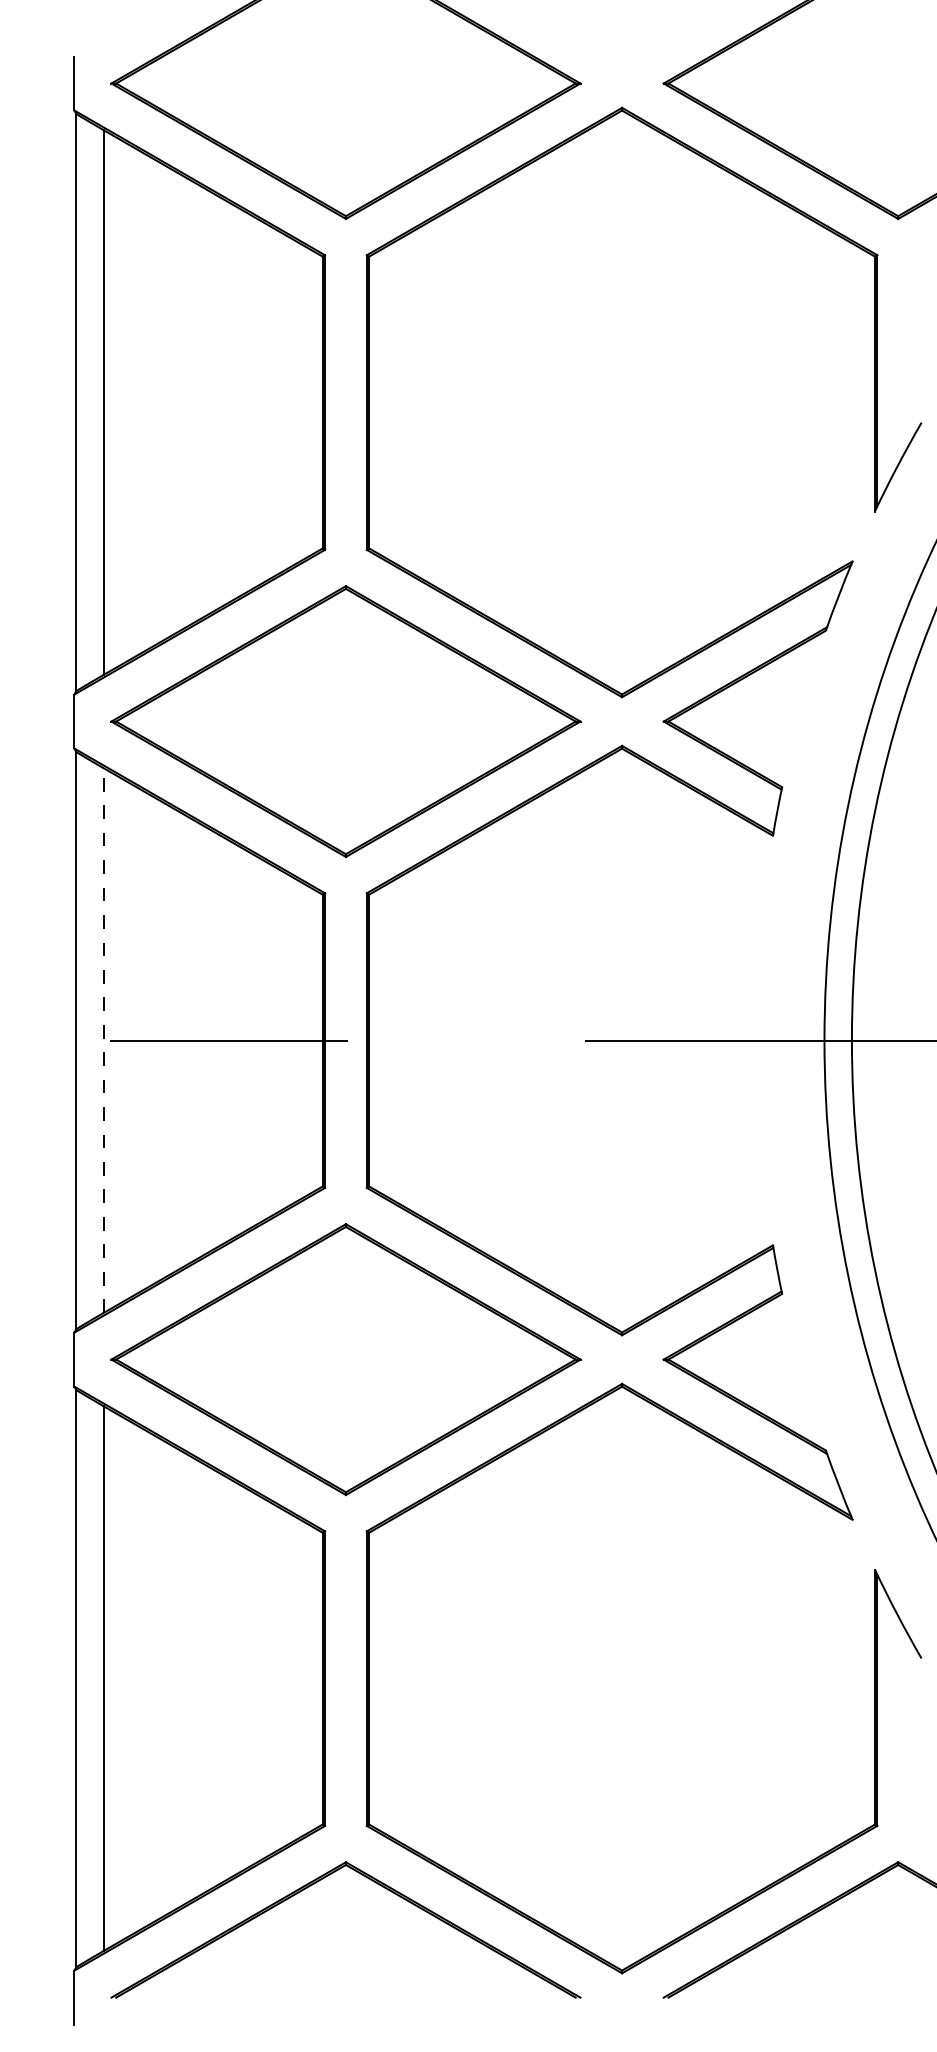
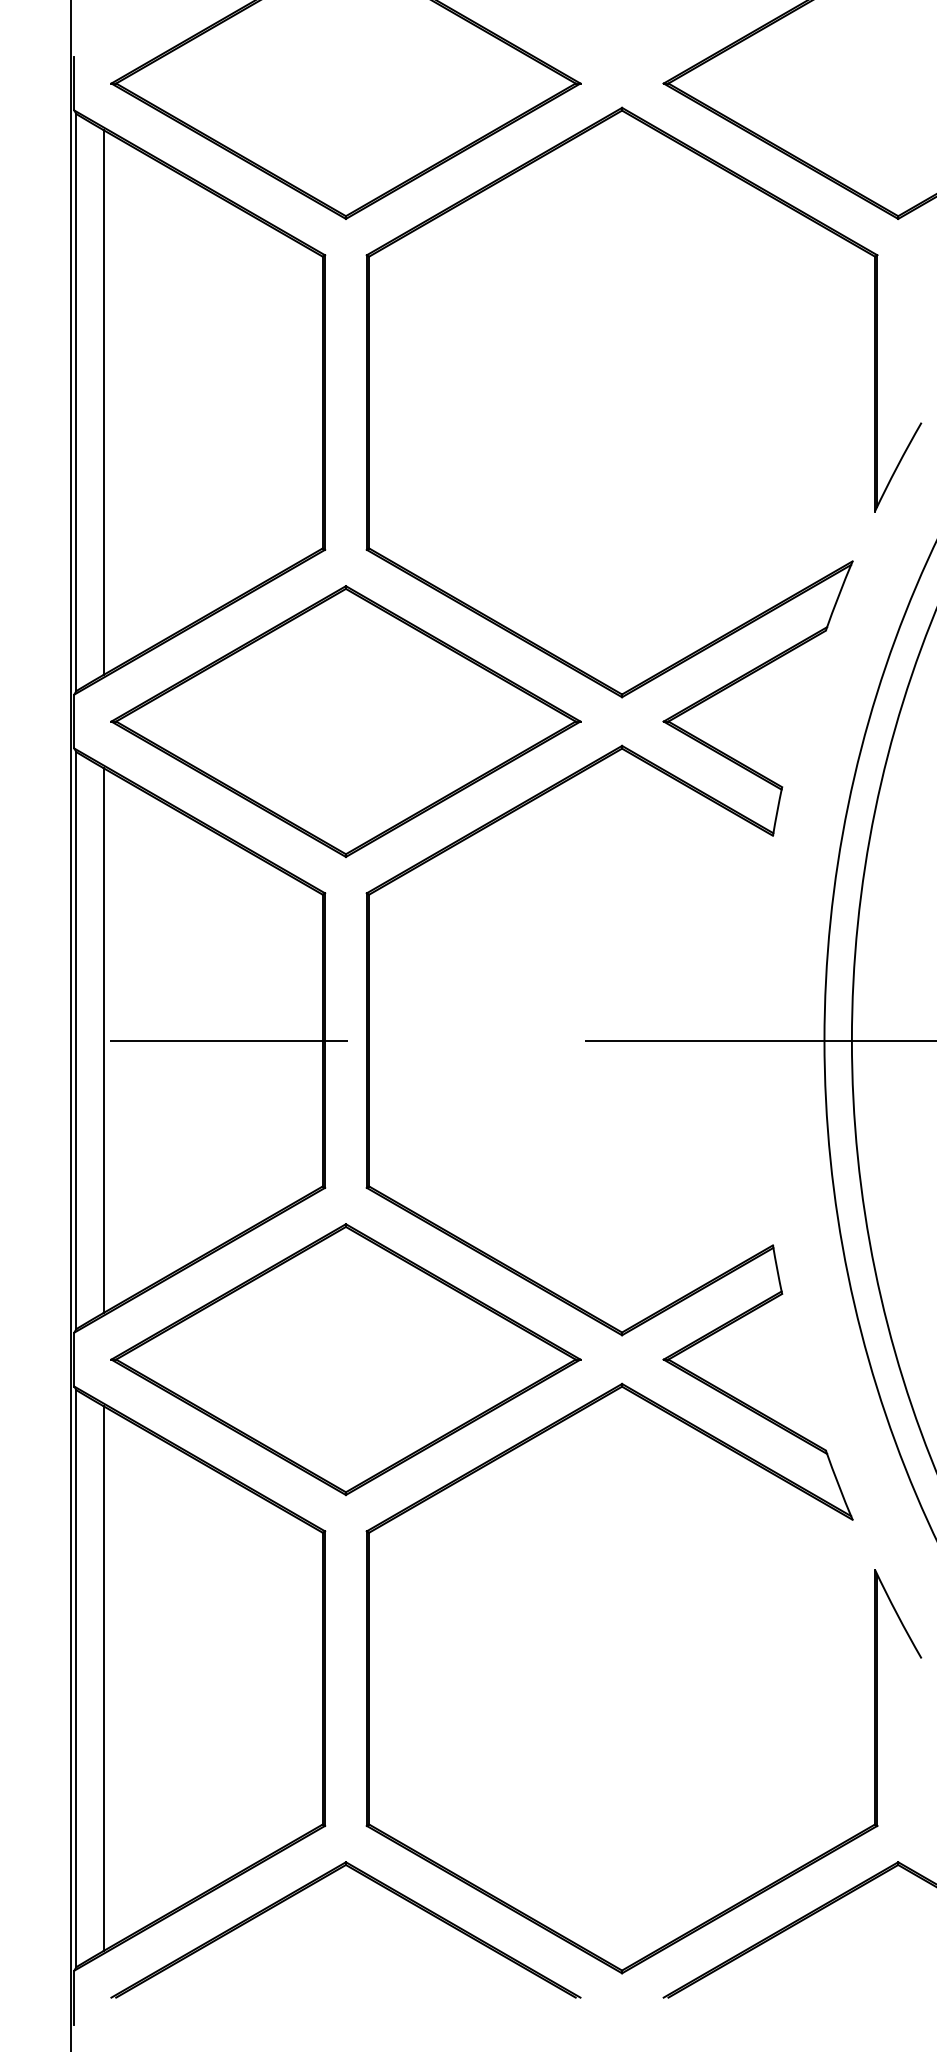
line: none -> present (70, 1025)
line: dashed -> solid (103, 1040)
